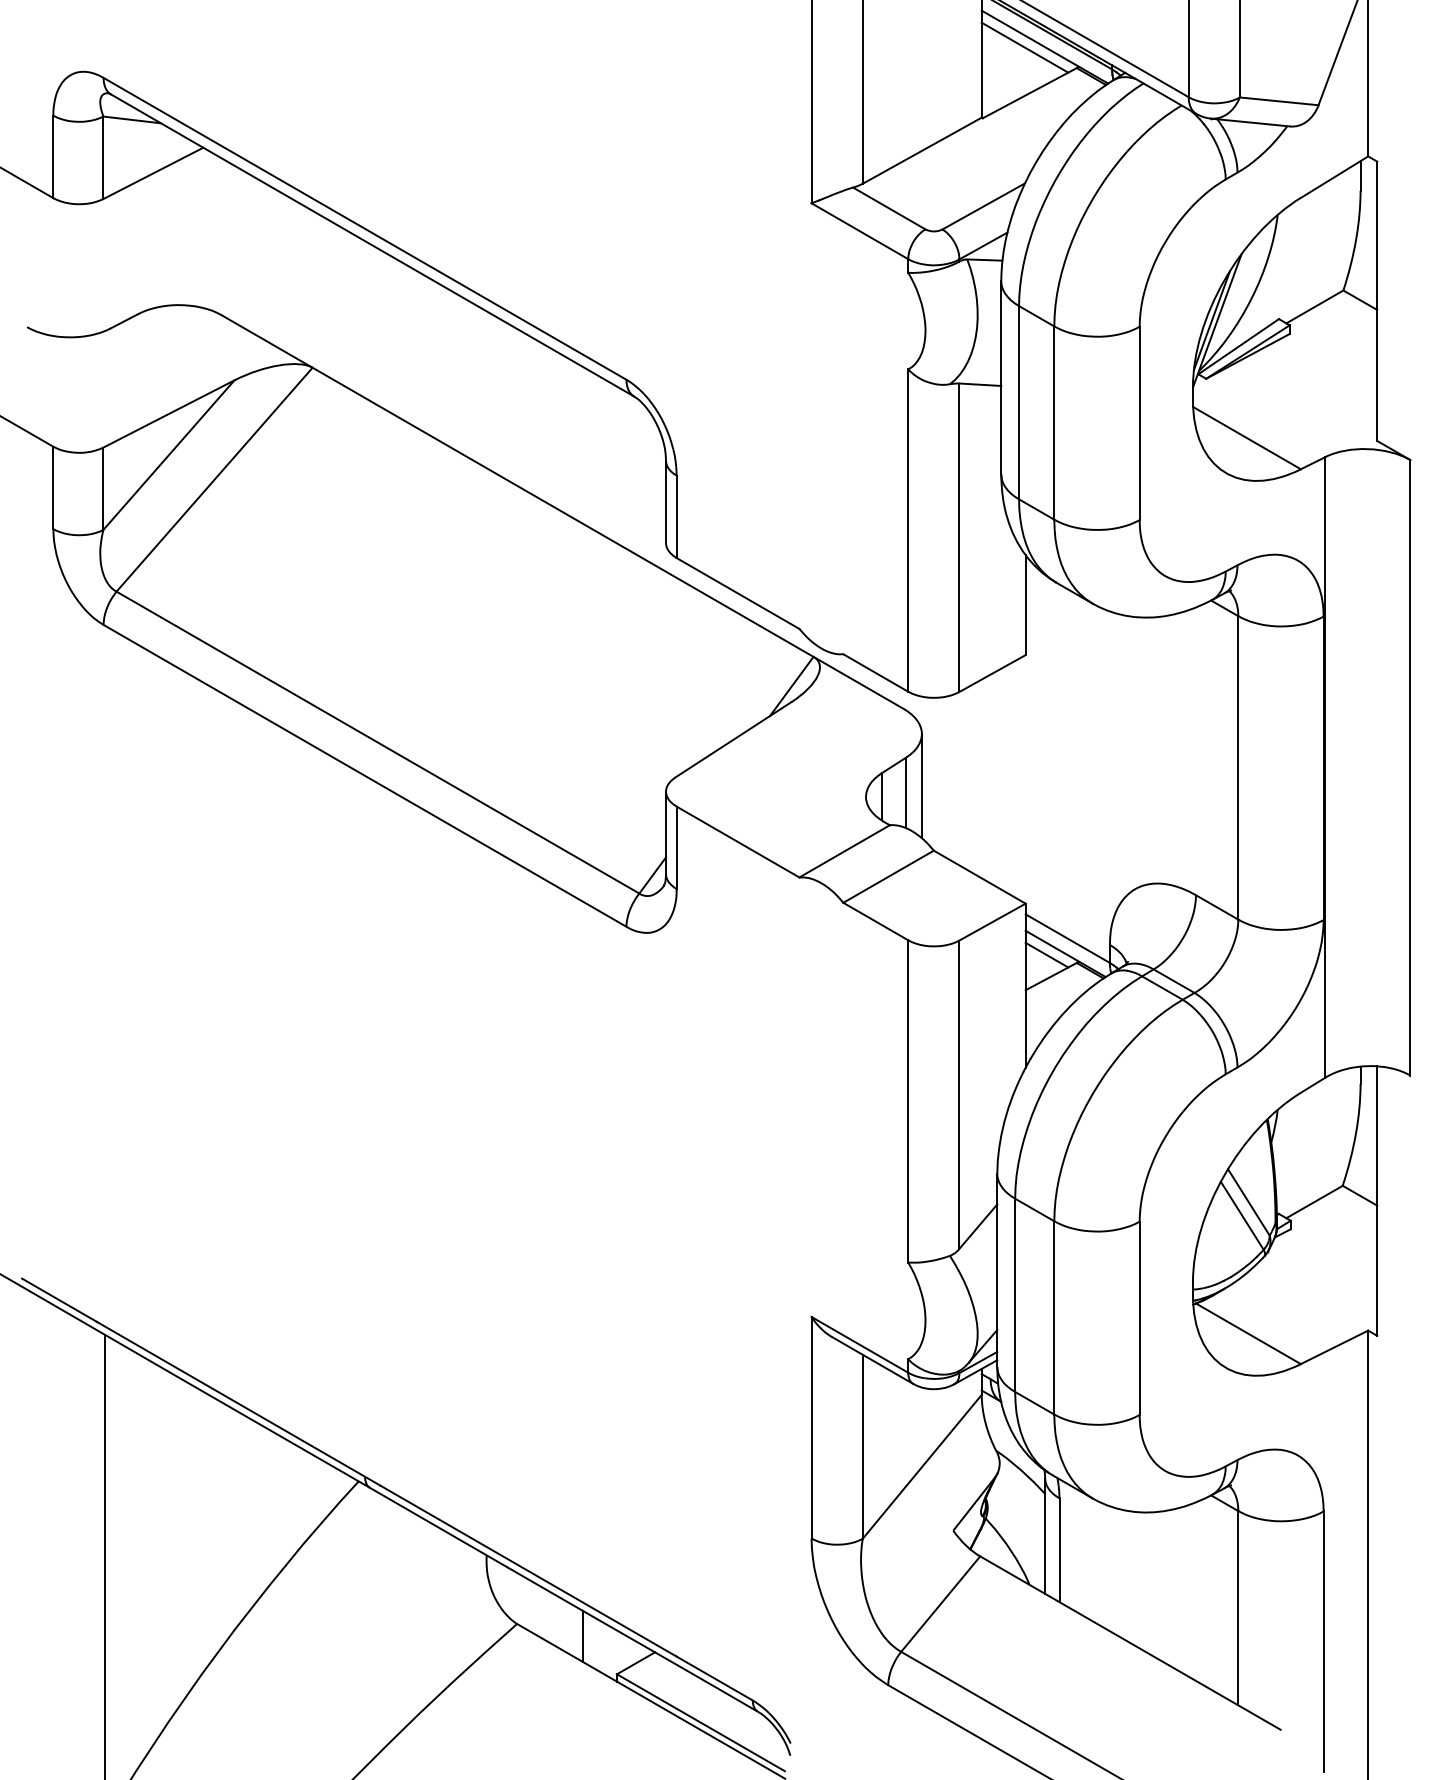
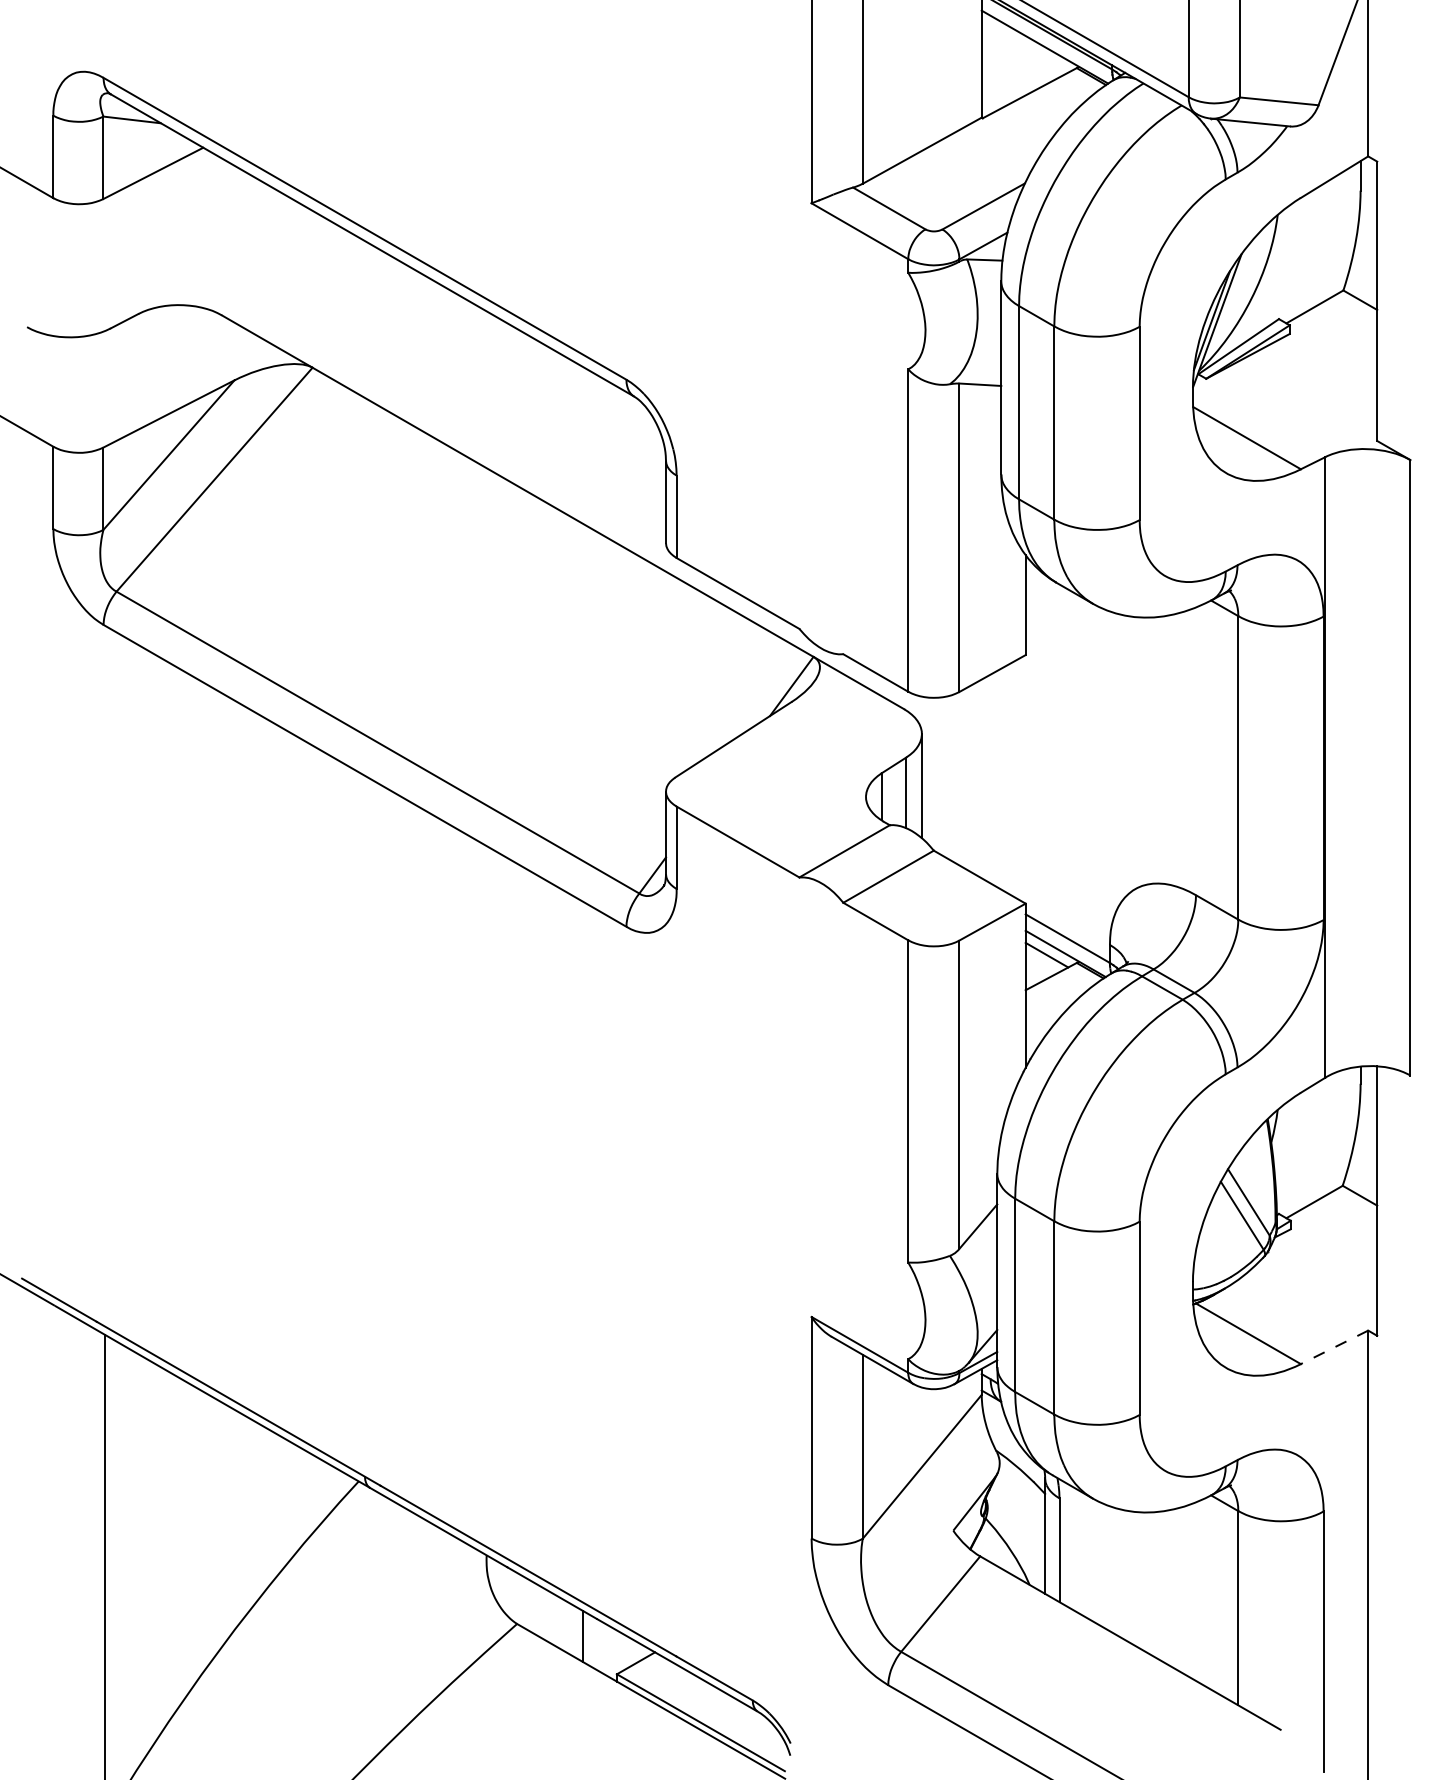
line: present -> none (1024, 47)
line: solid -> dashed (1334, 1347)
